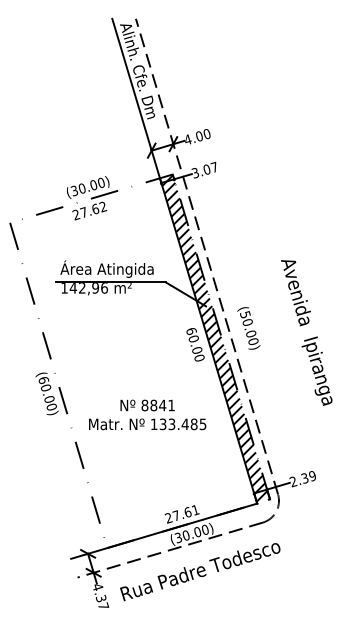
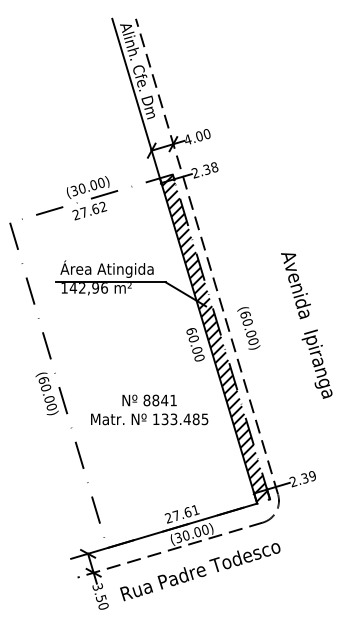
text: 3.07 -> 2.38 (204, 169)
text: (50.00) -> (60.00) (245, 314)
text position: (306, 332) -> (306, 325) (306, 325)
text position: (147, 414) -> (149, 409) (149, 409)
text: 4.37 -> 3.50 (100, 596)
